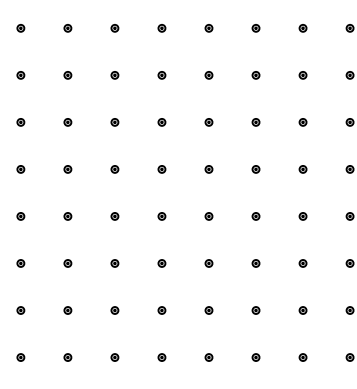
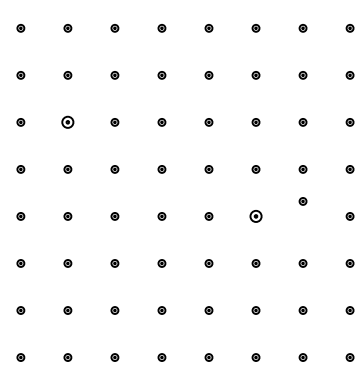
part size: 10x9 px -> 14x14 px (67, 121)
part size: 10x9 px -> 14x13 px (255, 216)
part position: (302, 216) -> (302, 201) (302, 201)
